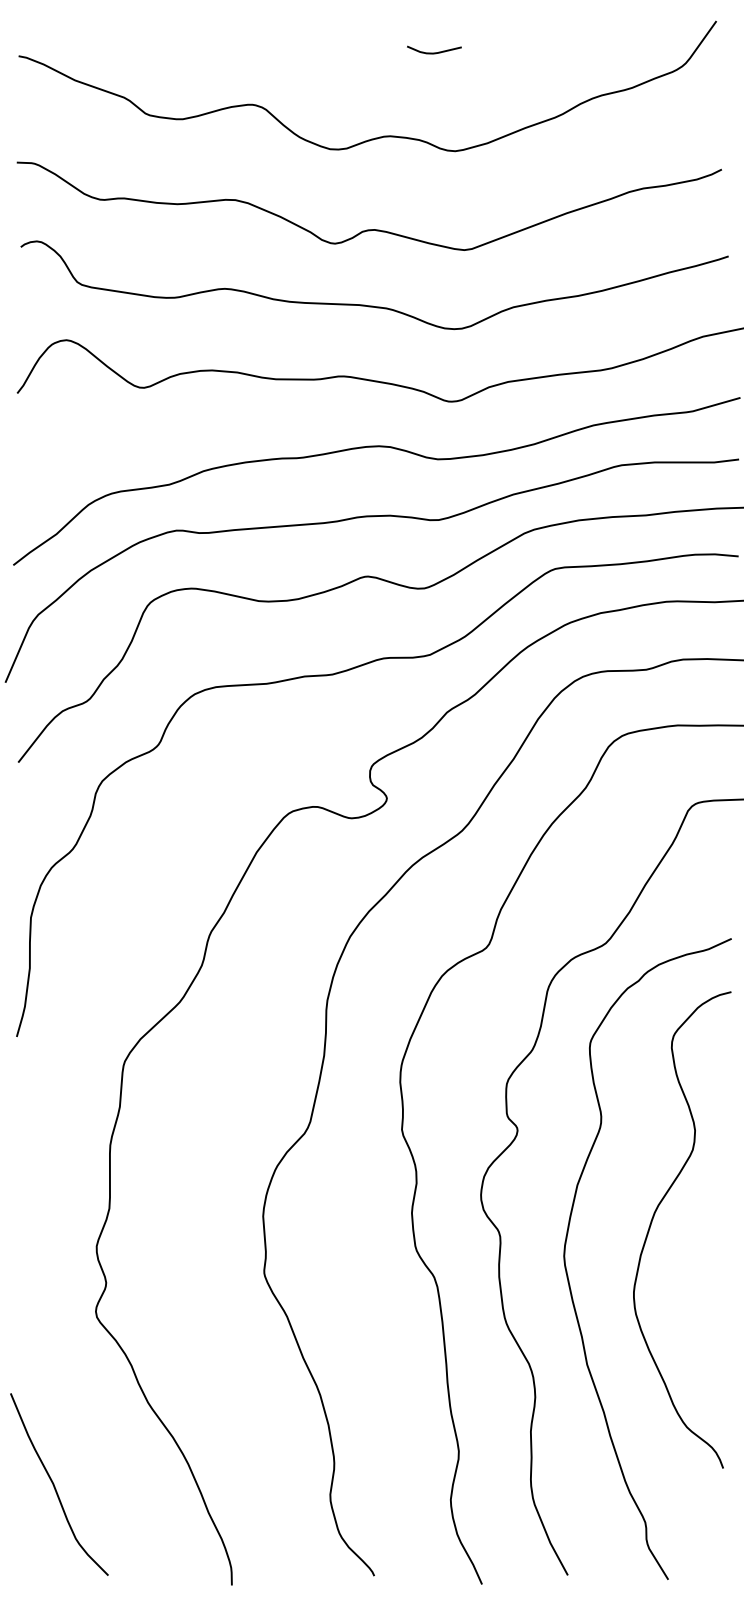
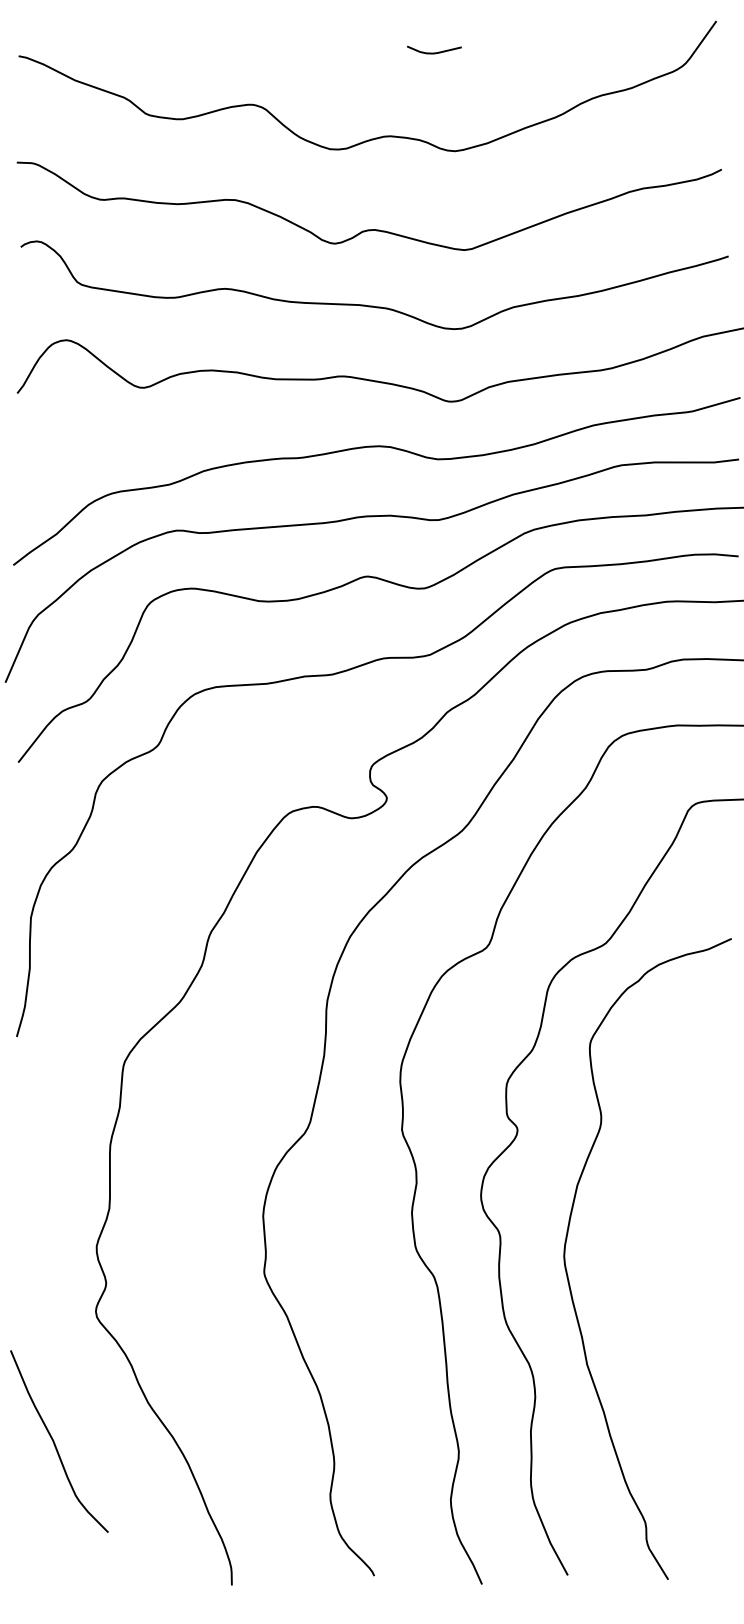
curve: present -> none (653, 1219)
curve position: (55, 1486) -> (55, 1443) (55, 1443)
